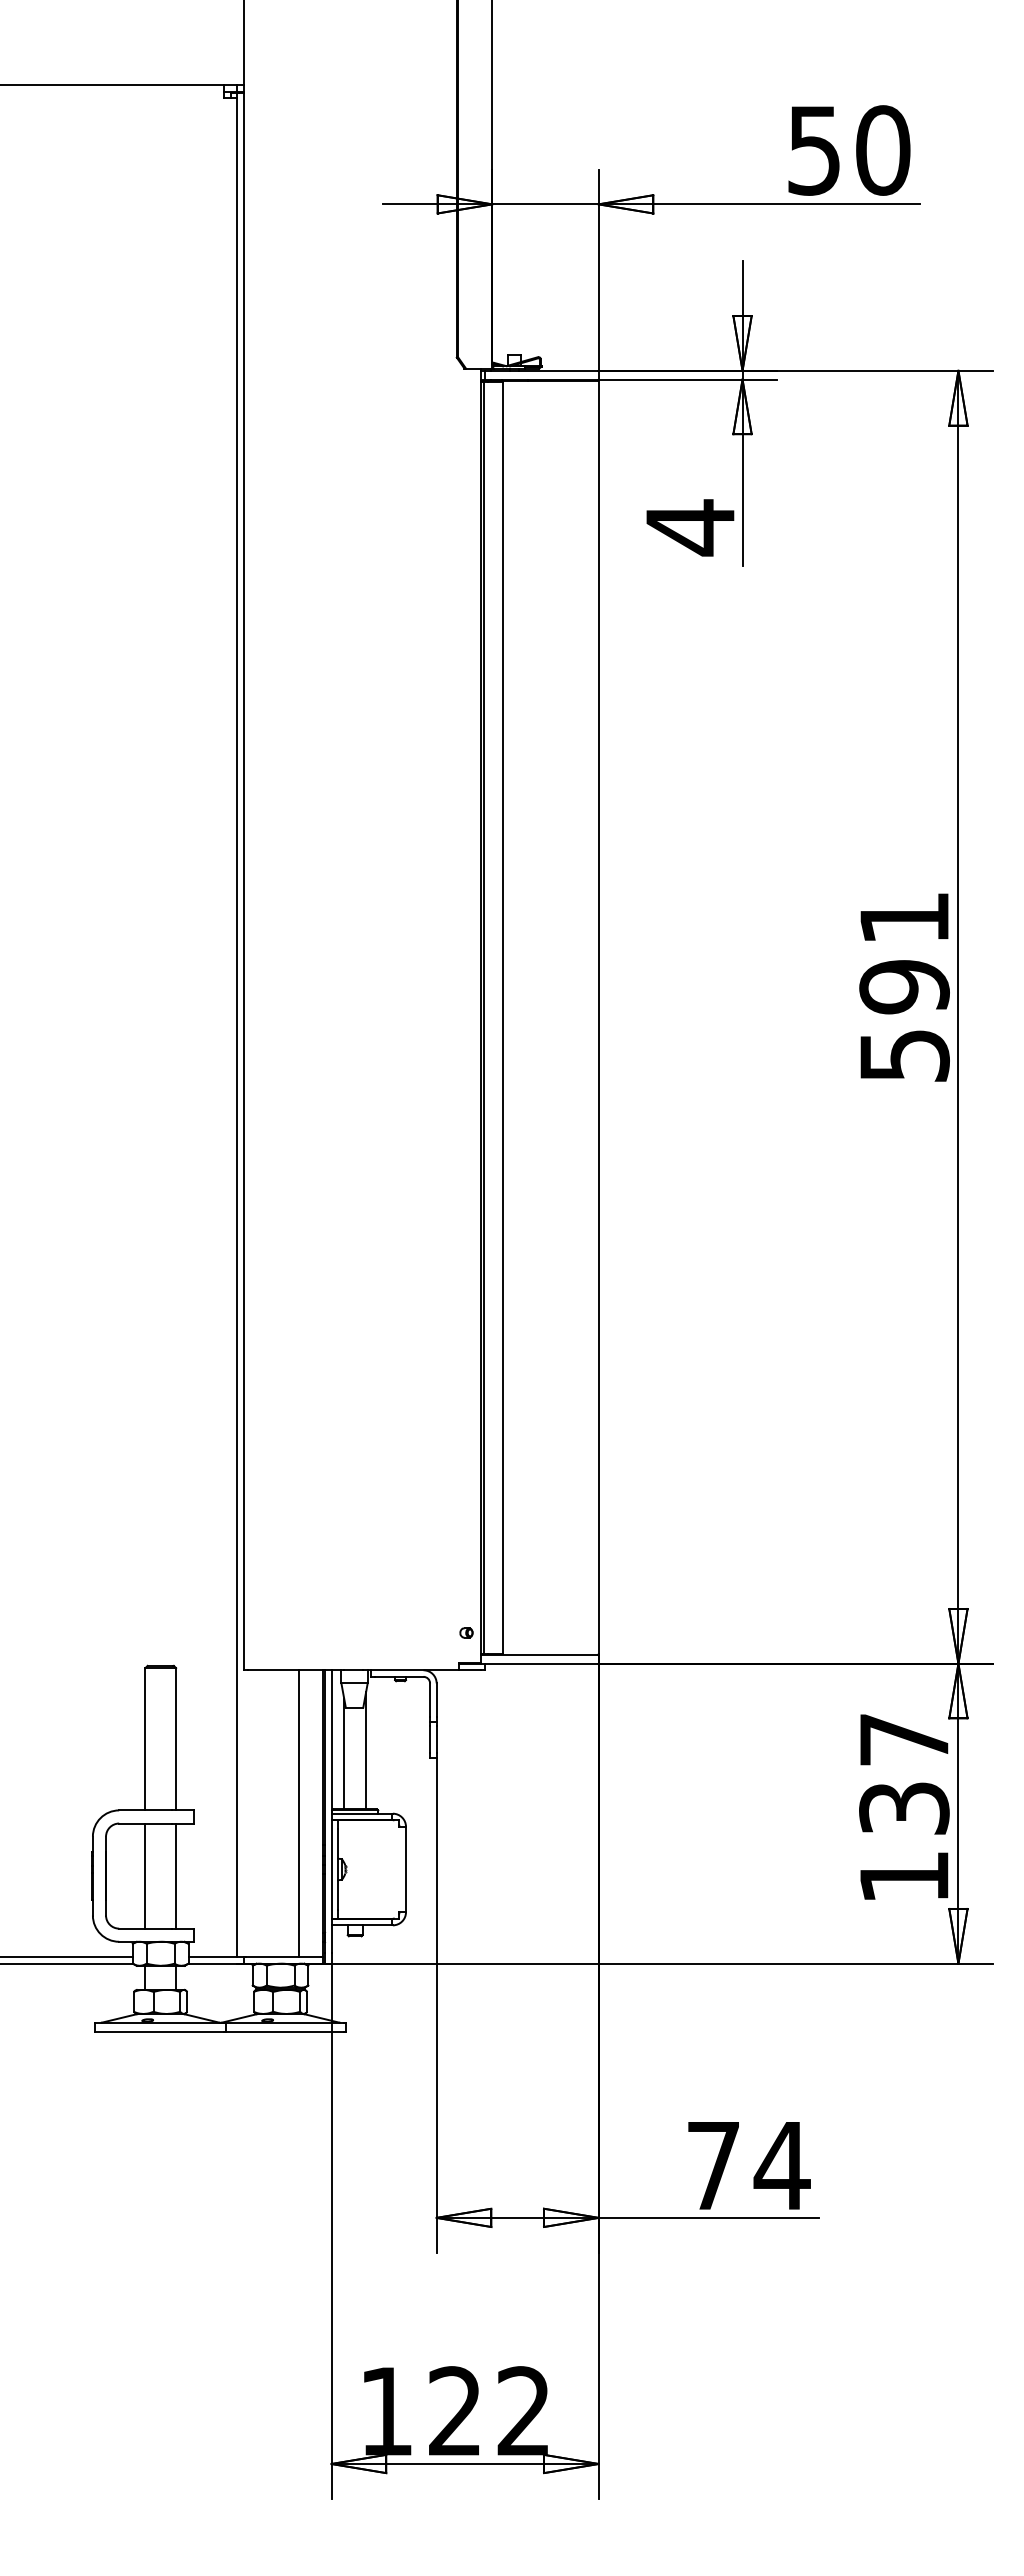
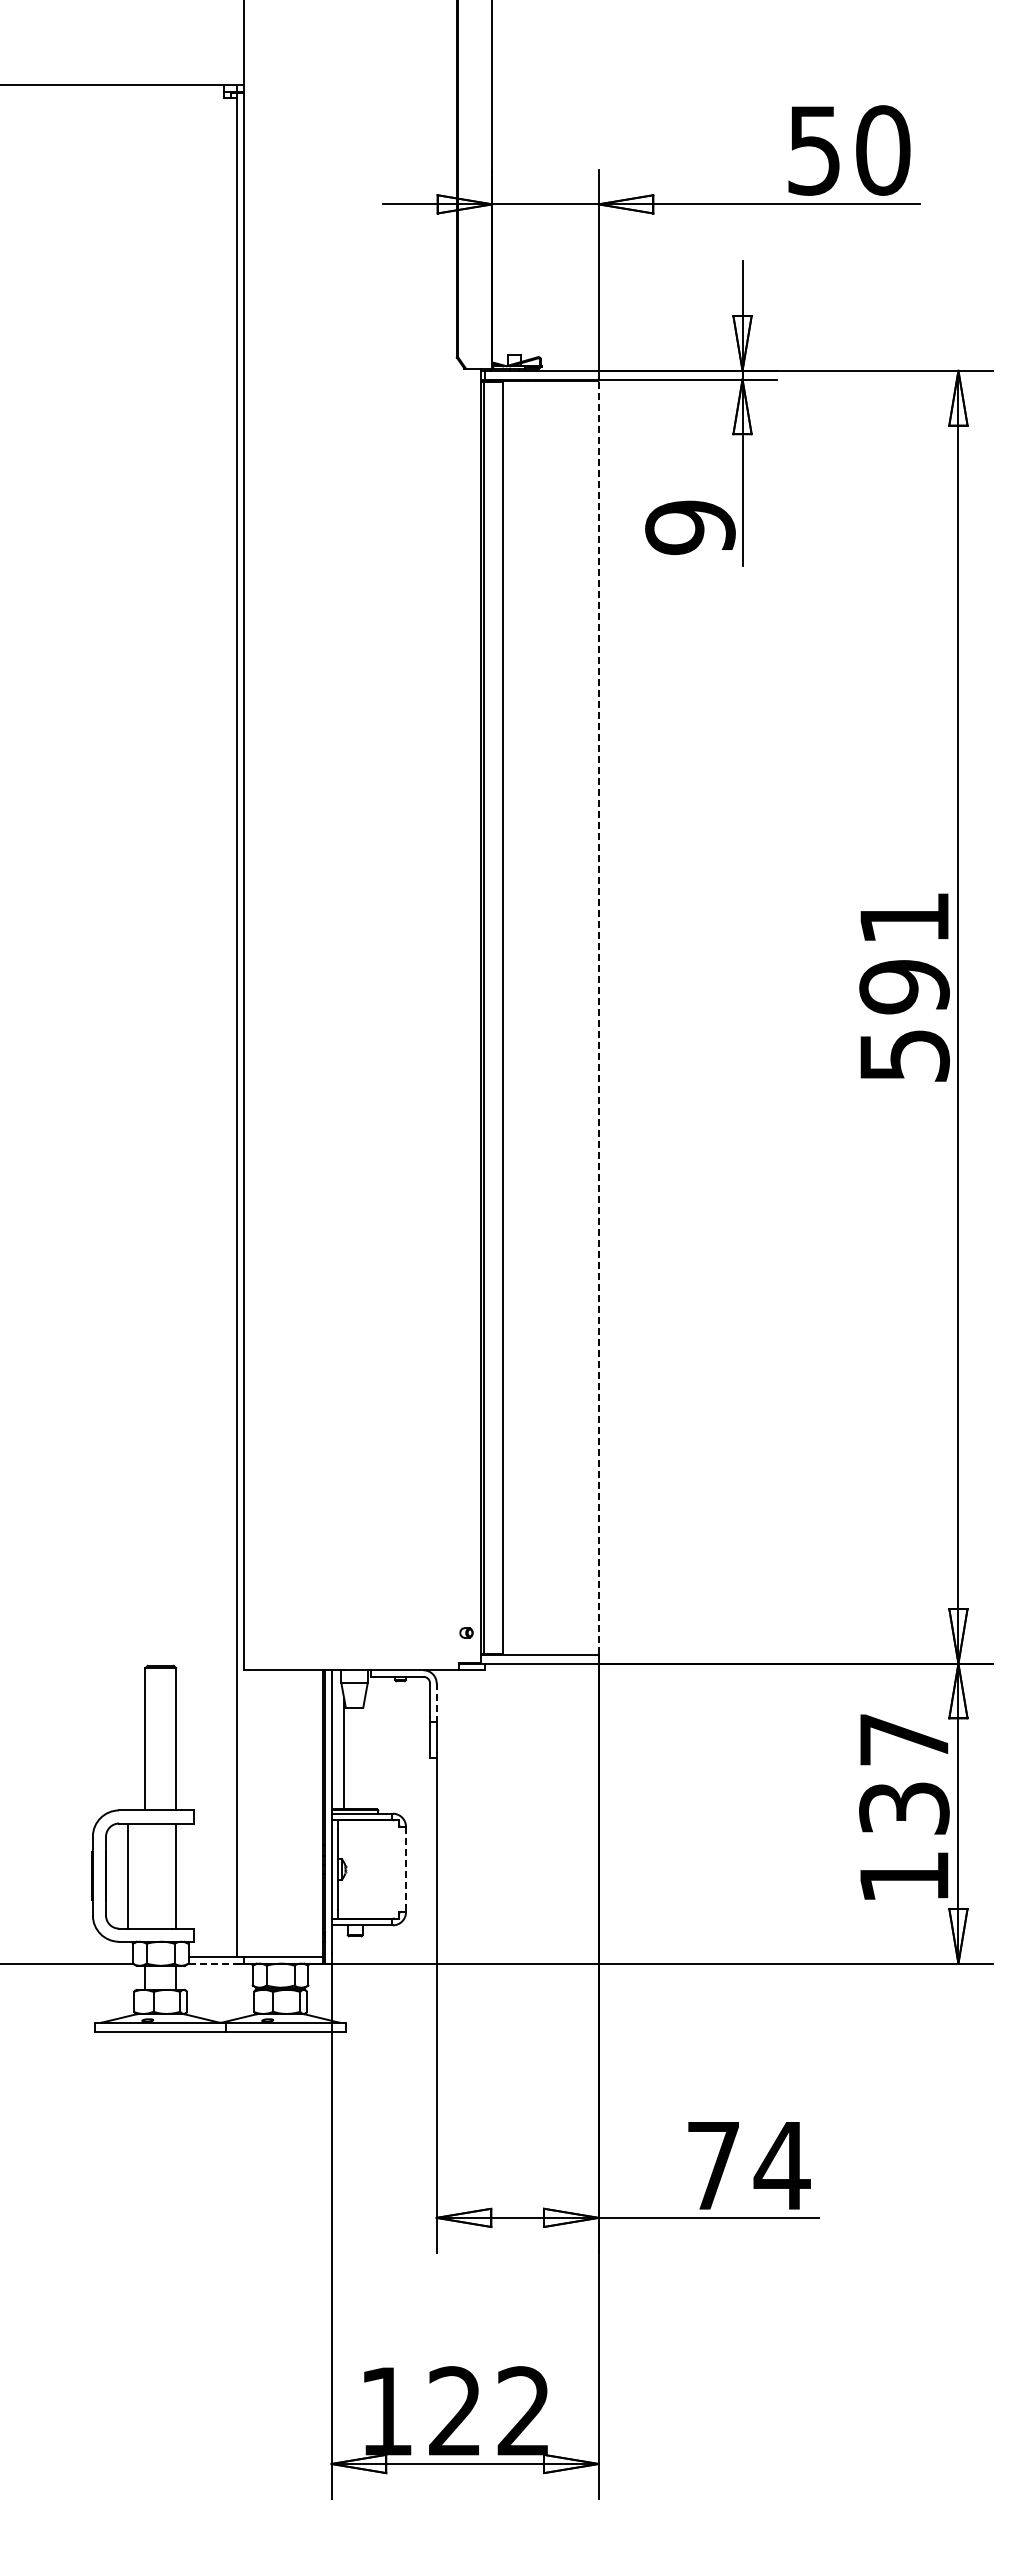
text: 4 -> 9 (690, 527)
line: solid -> dashed (598, 1017)
line: solid -> dashed (436, 1700)
line: present -> none (366, 1750)
line: present -> none (299, 1813)
line: solid -> dashed (406, 1870)
line position: (145, 1875) -> (128, 1875) (128, 1875)
line: present -> none (67, 1957)
line: solid -> dashed (213, 1963)
